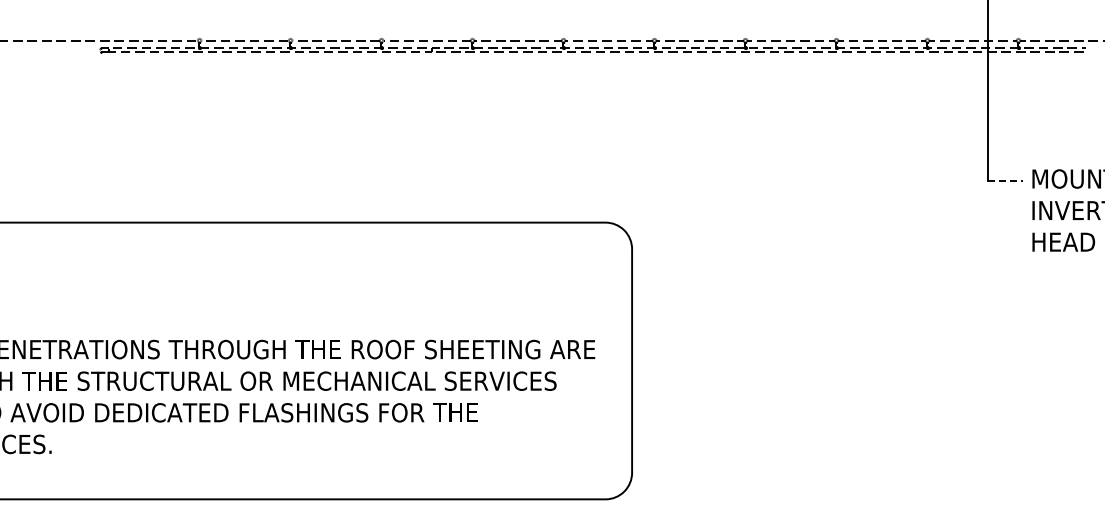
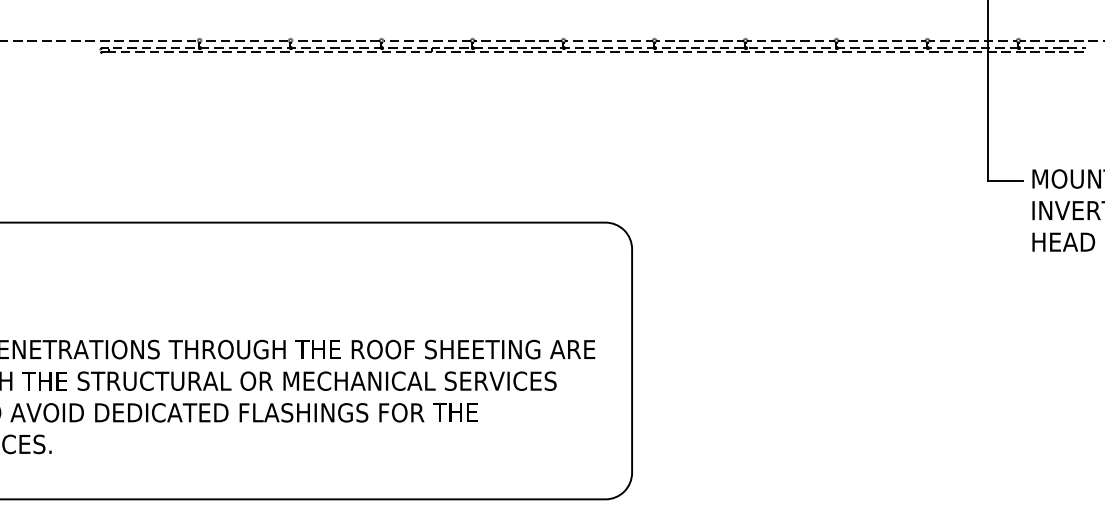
line: dashed -> solid (1005, 180)
